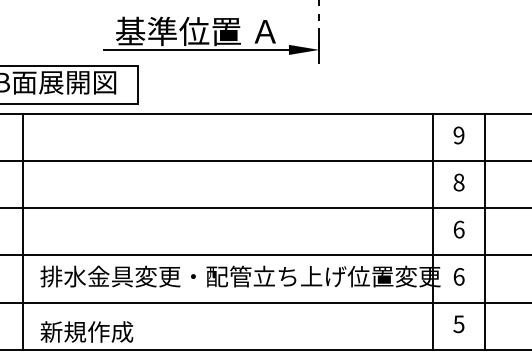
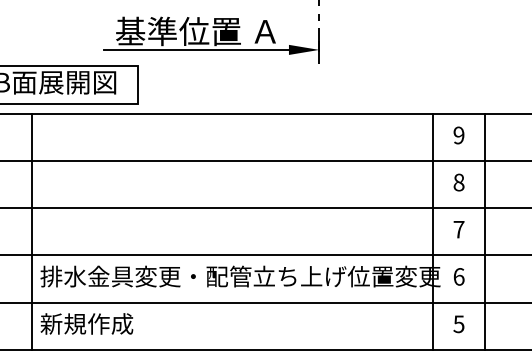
text: 6 -> 7 (458, 229)
line position: (23, 232) -> (32, 232) (32, 232)
text position: (86, 331) -> (86, 323) (86, 323)
